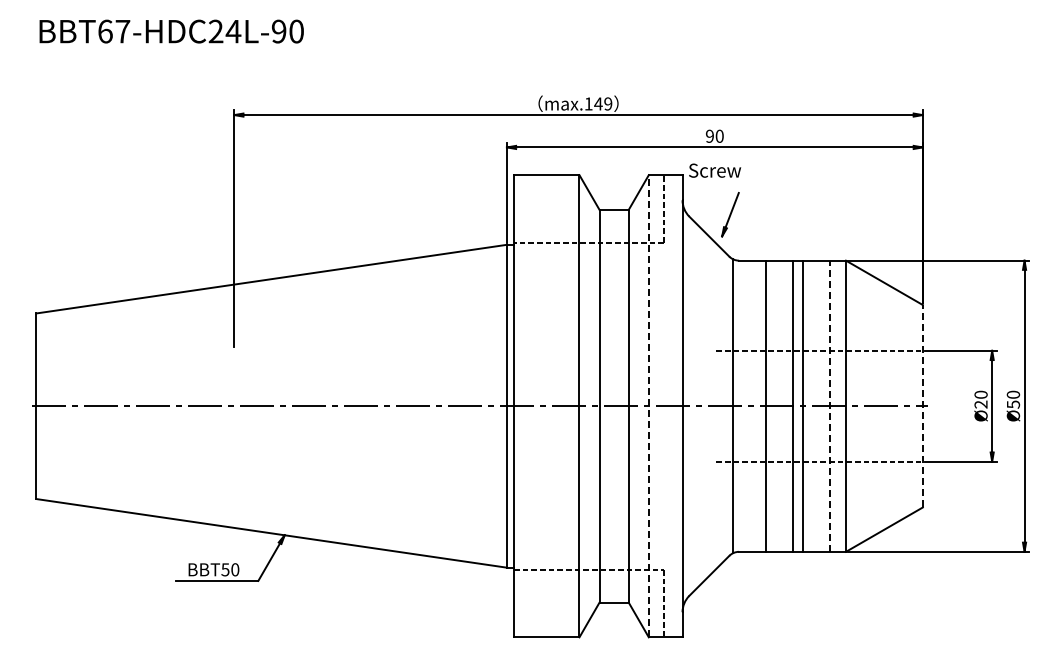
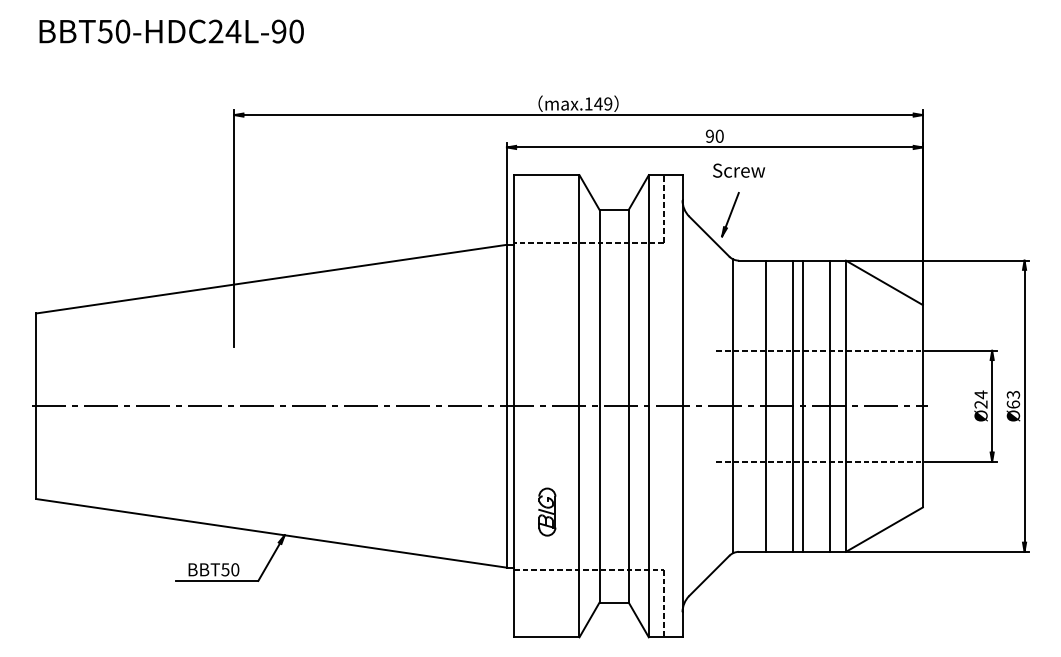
text: BBT67-HDC24L-90 -> BBT50-HDC24L-90 (113, 31)
text position: (715, 170) -> (739, 170) (739, 170)
text: 20 -> 24 (980, 394)
text: 50 -> 63 (1013, 399)
line: dashed -> solid (648, 405)
line: dashed -> solid (922, 405)
line: dashed -> solid (830, 406)
part: none -> present (547, 511)
